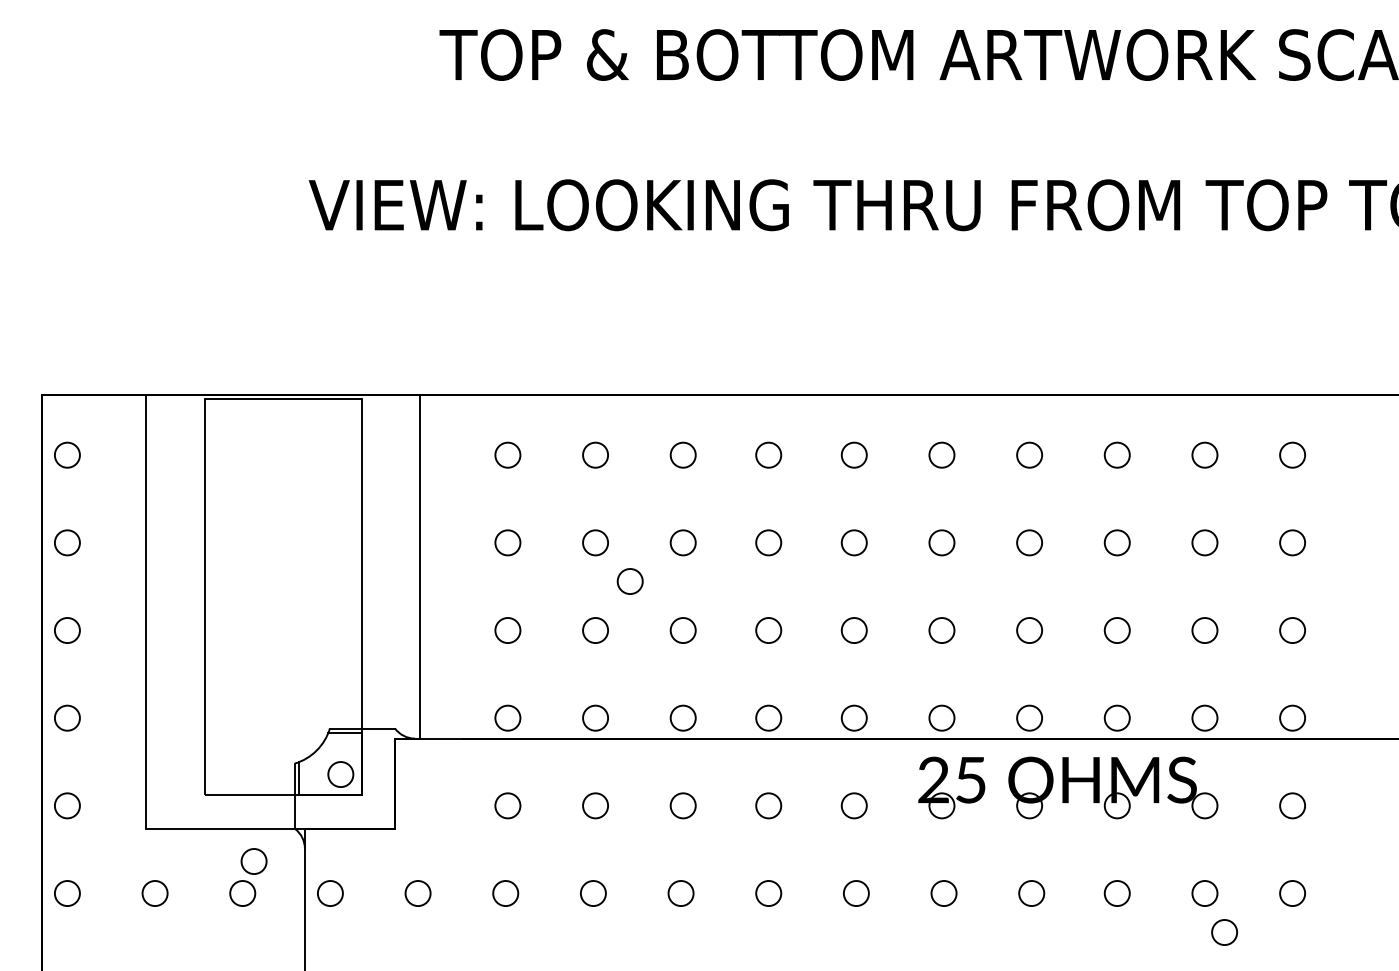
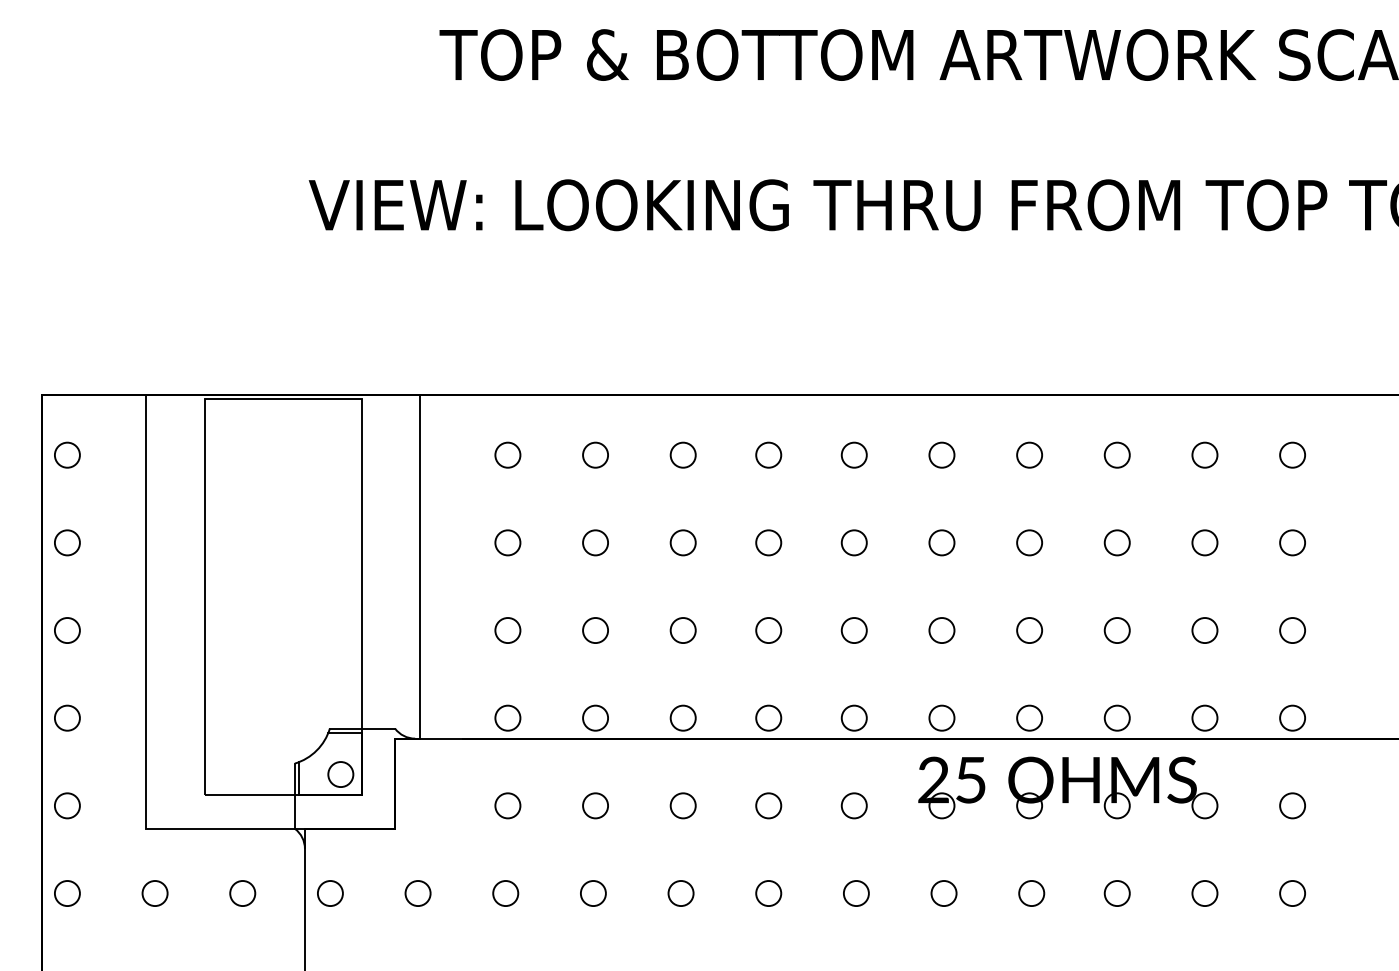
circle: present -> none (629, 581)
circle: present -> none (253, 861)
circle: present -> none (1224, 932)
